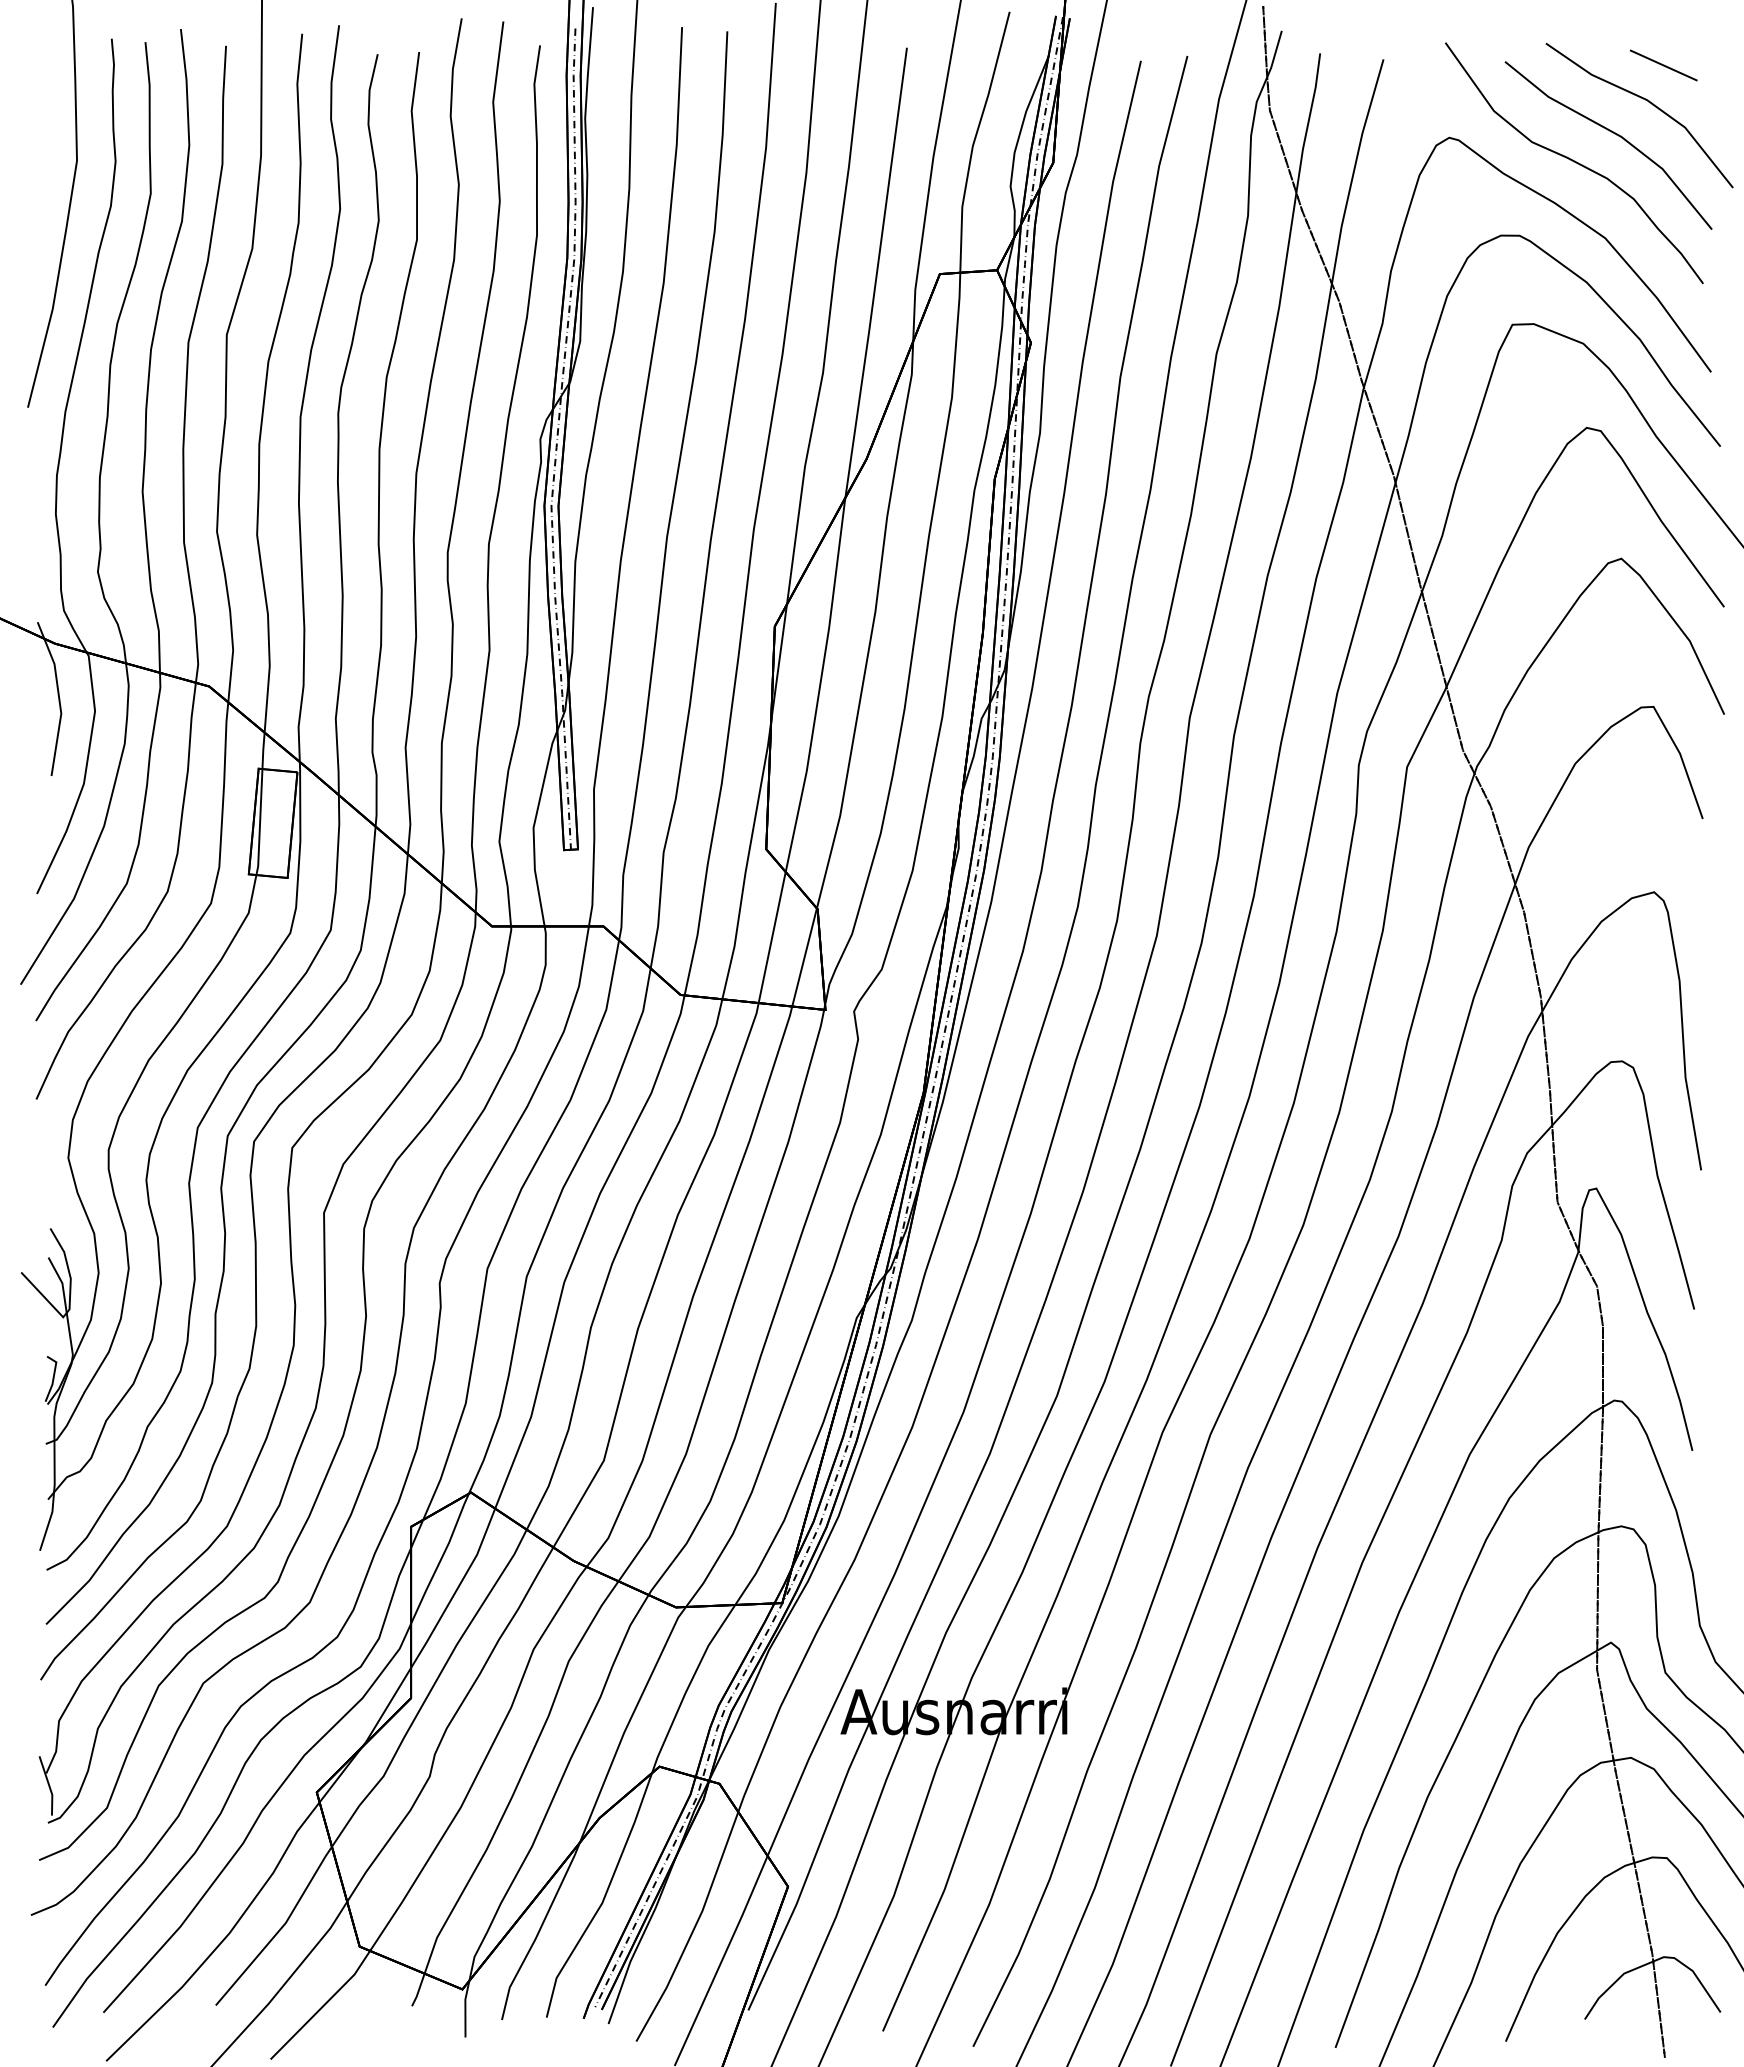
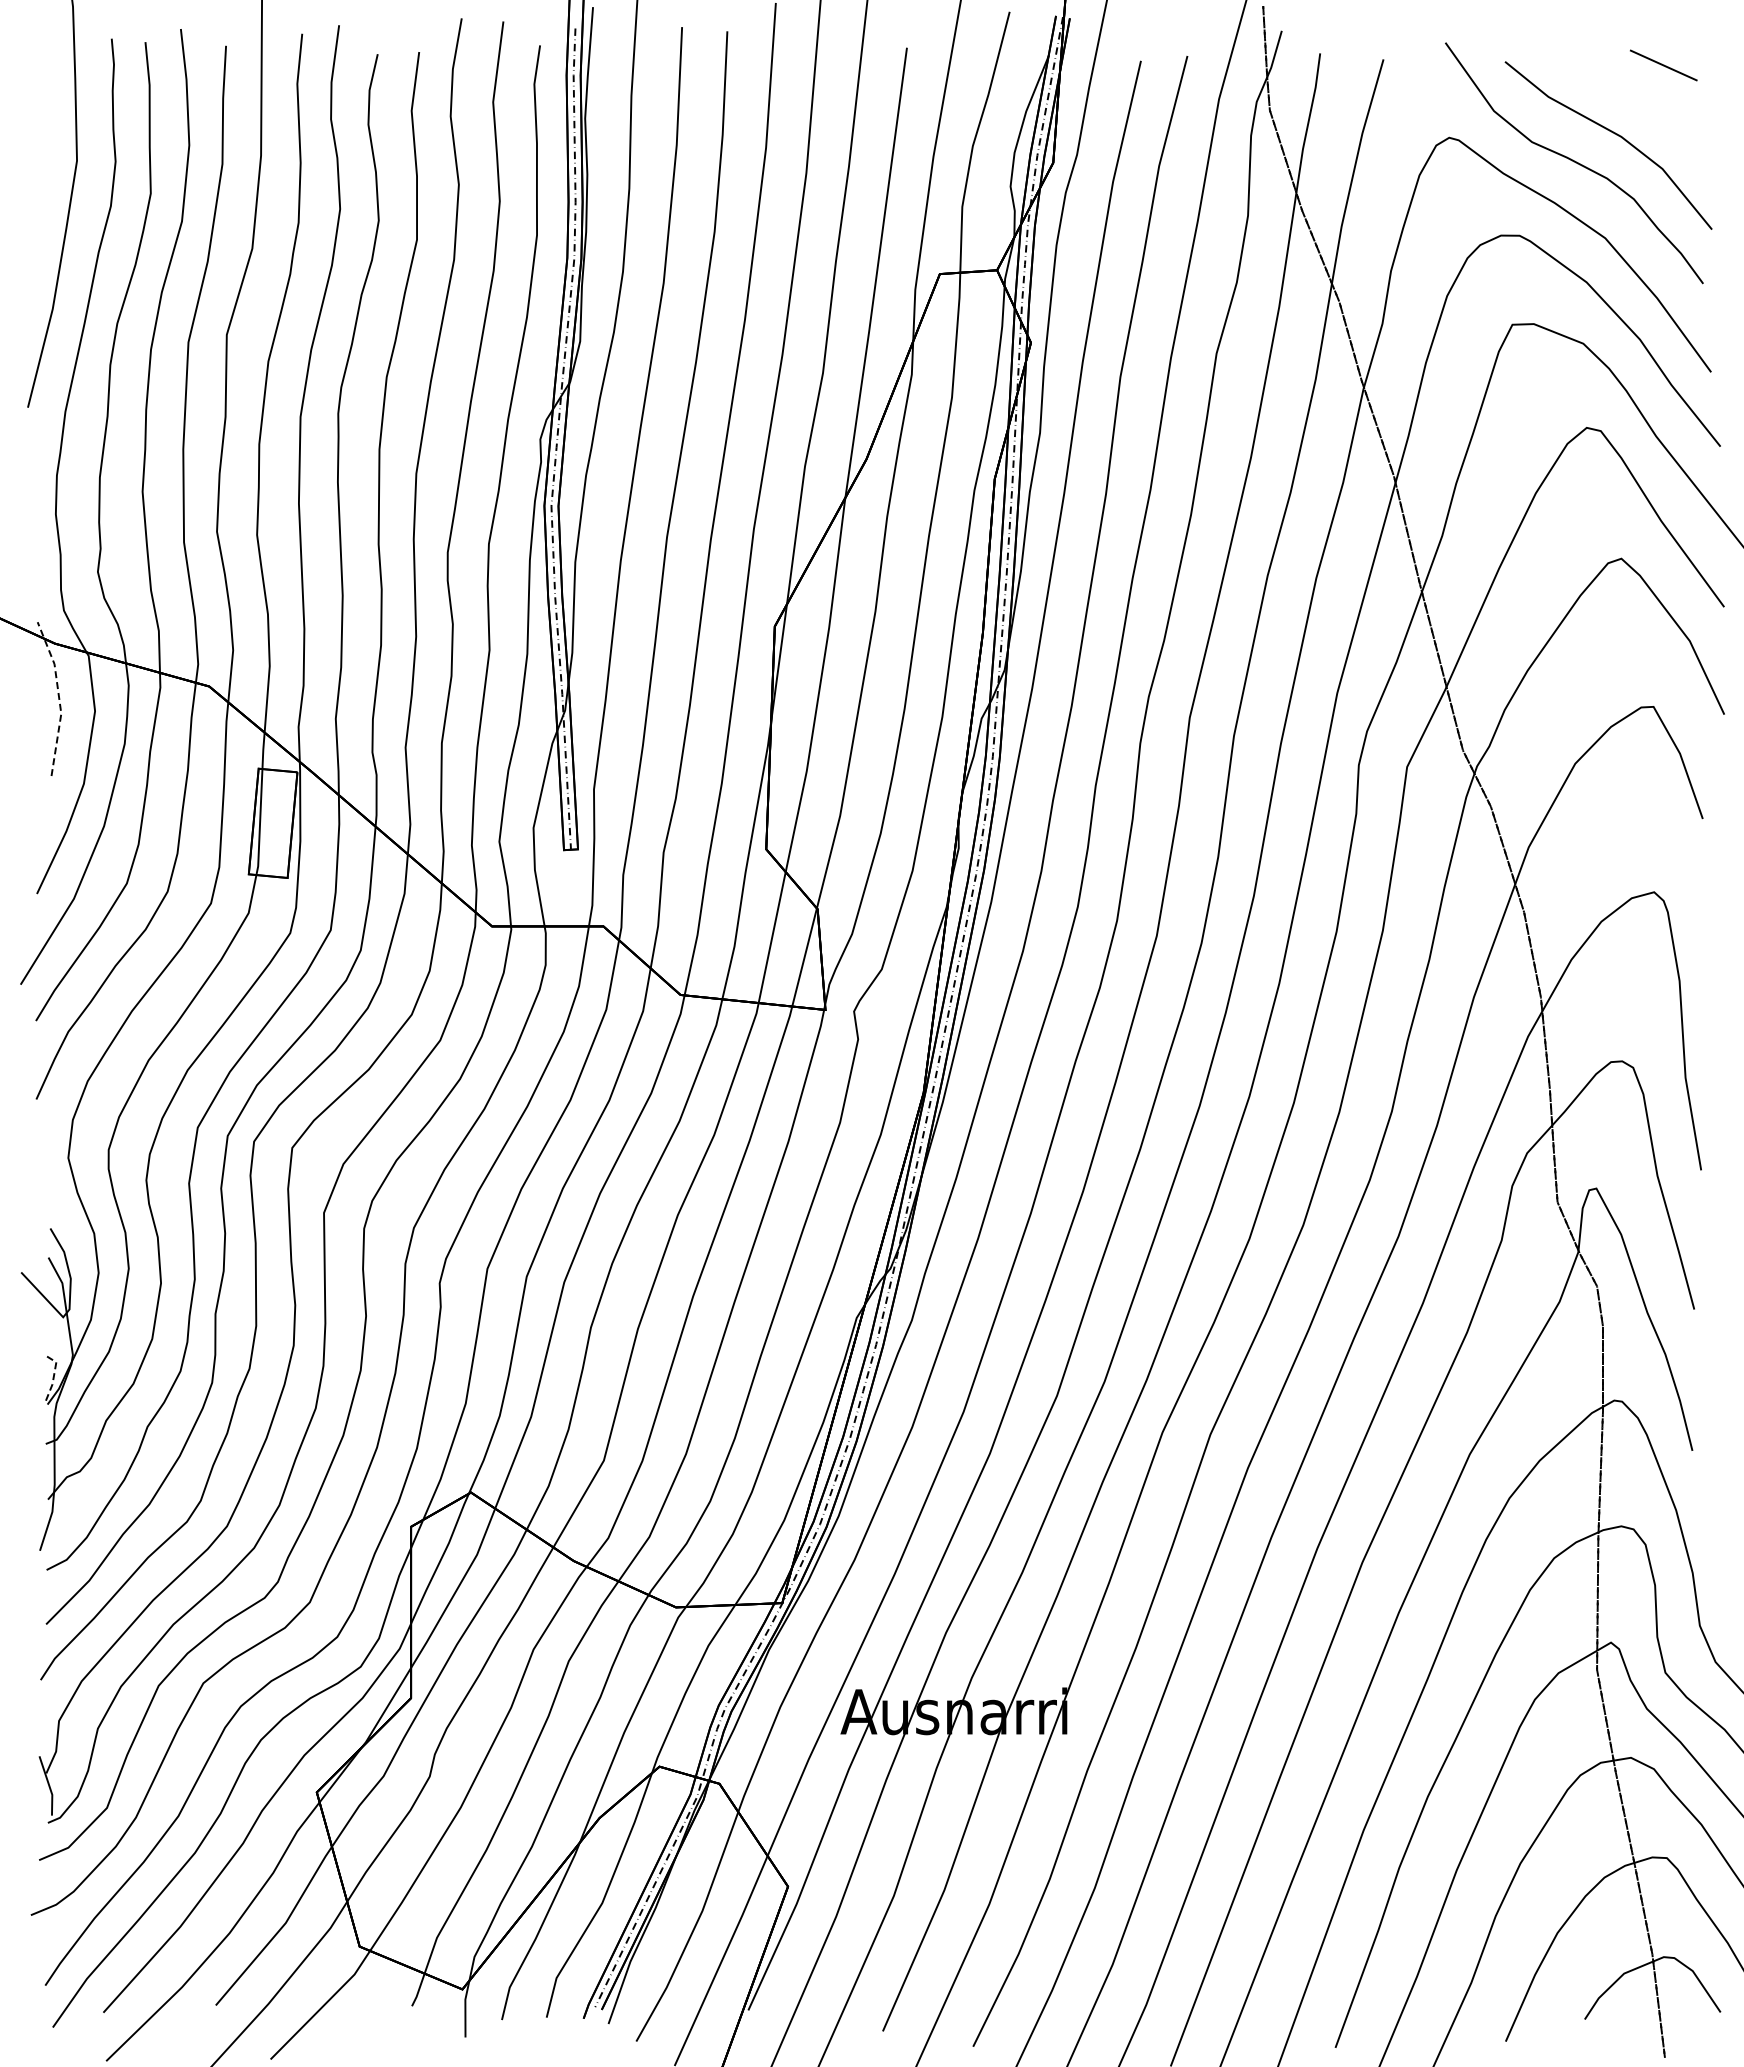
line: present -> none (1648, 102)
line: solid -> dashed (59, 697)
line: solid -> dashed (53, 1377)
